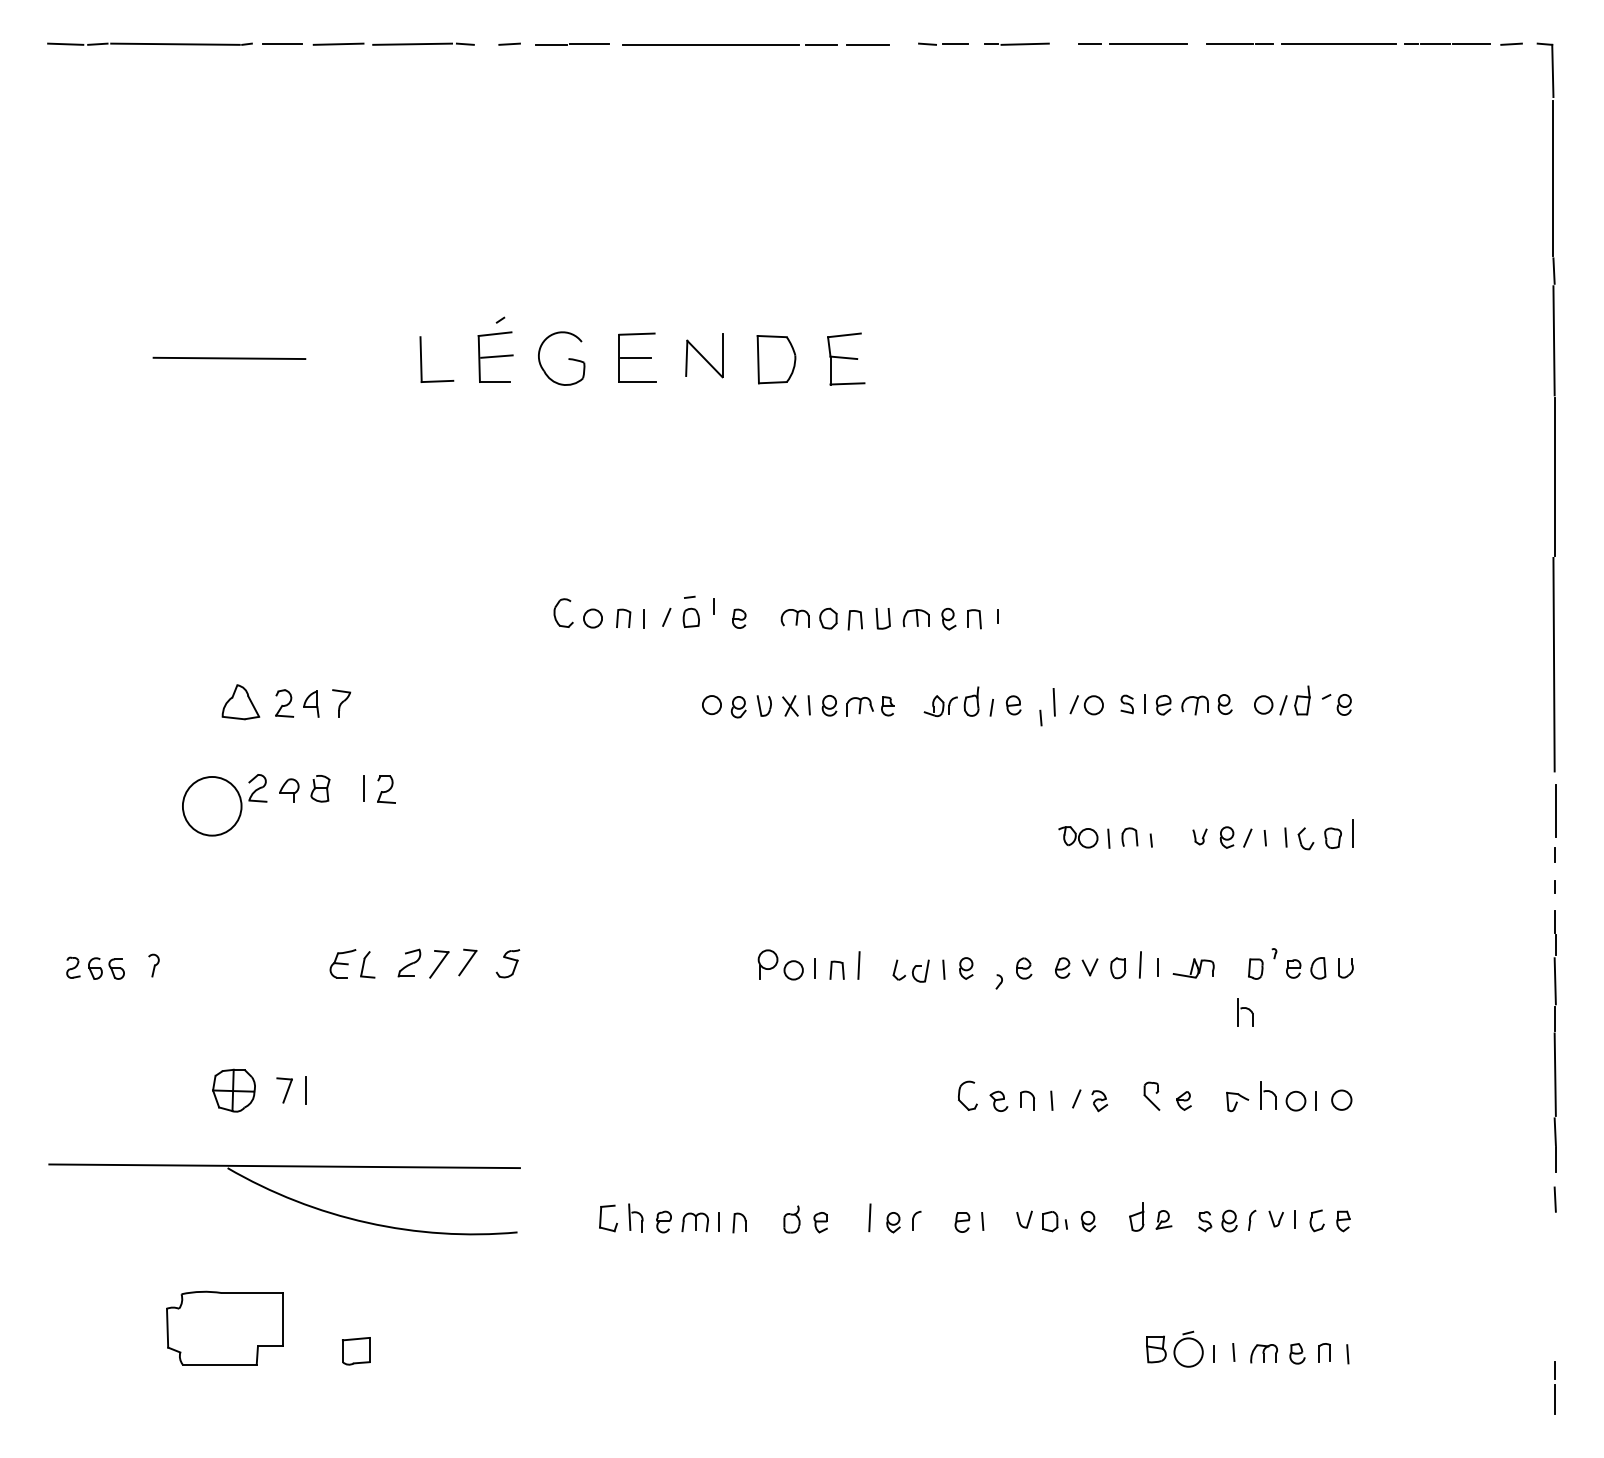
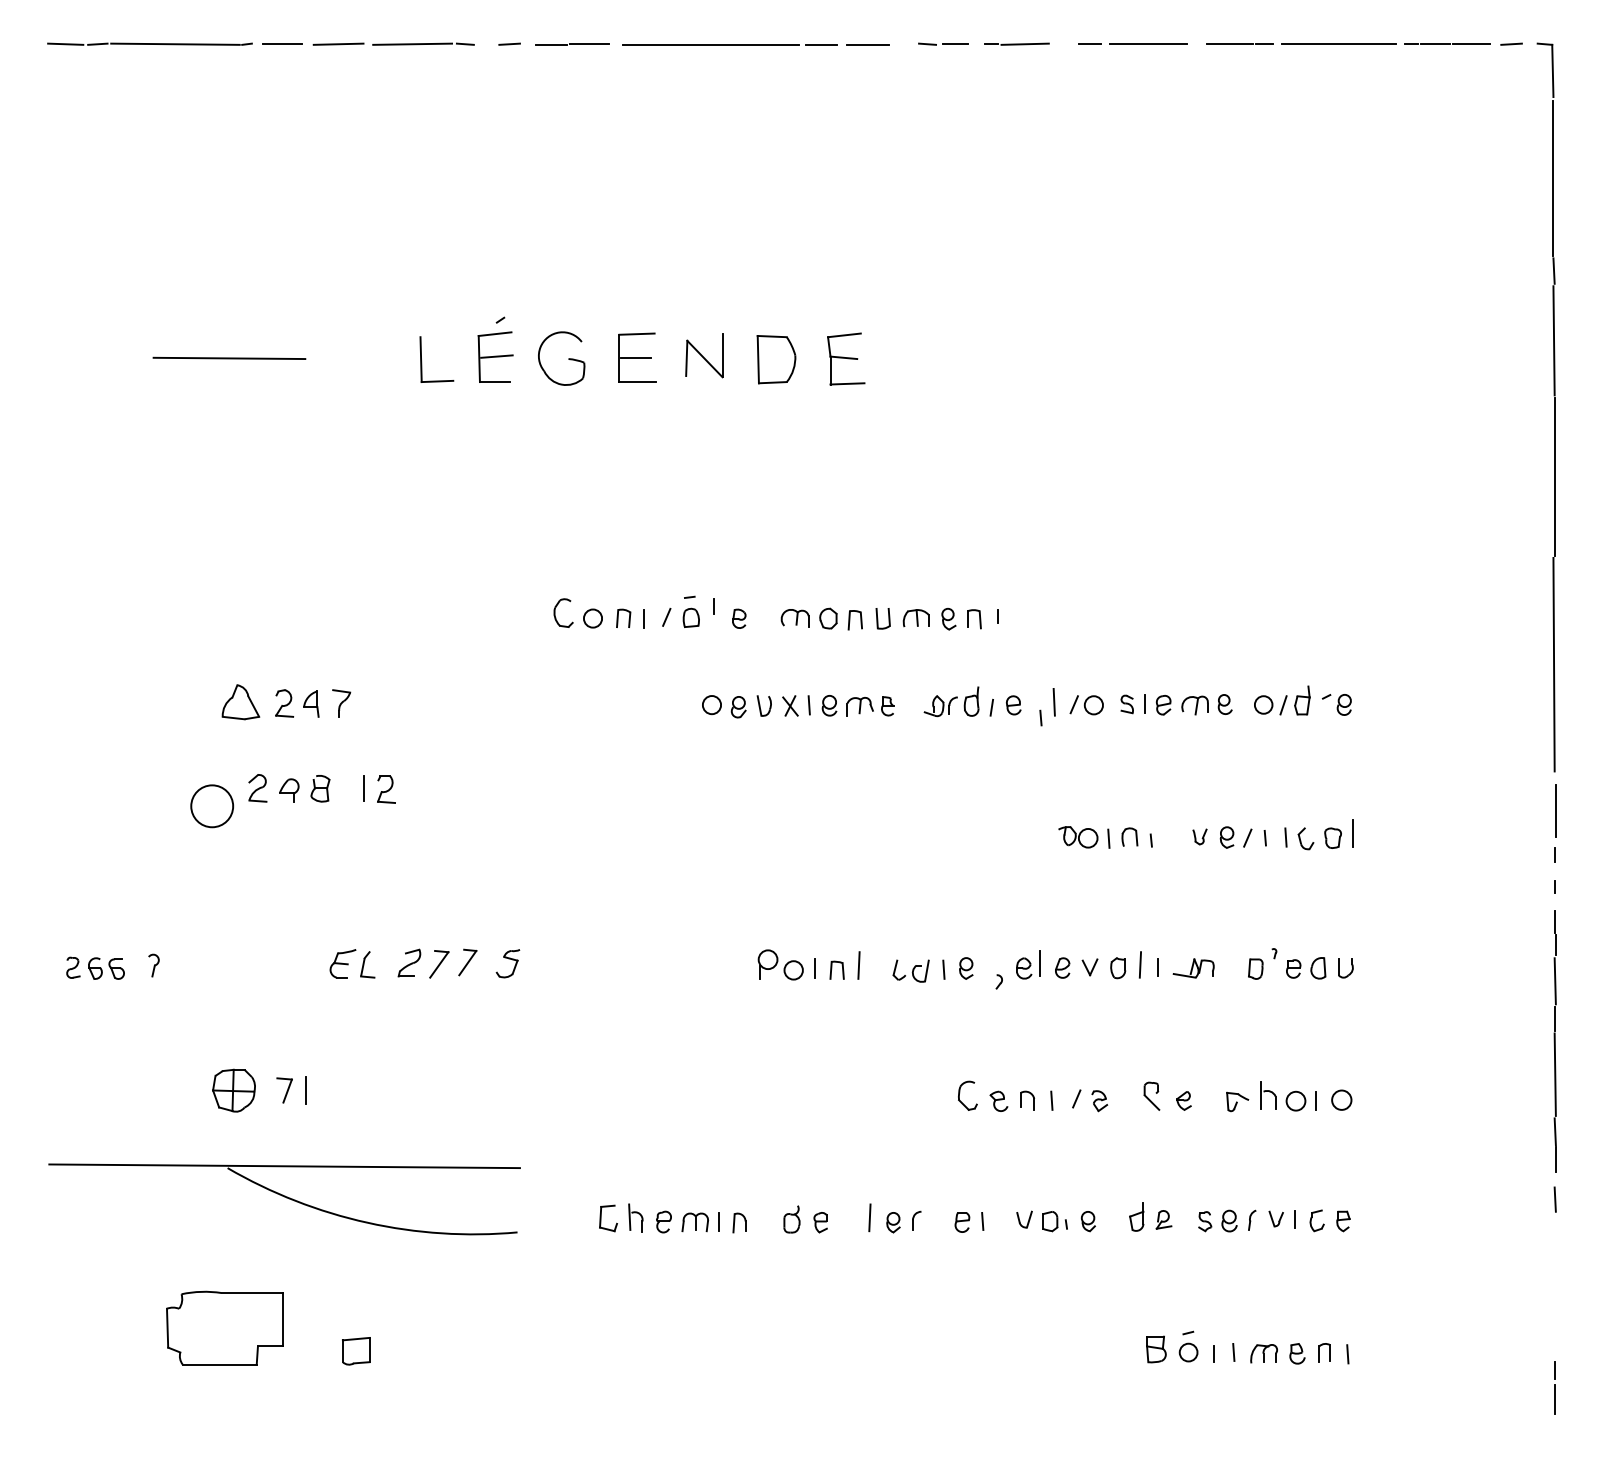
circle diameter: 59 px -> 42 px (212, 806)
line: none -> present (1040, 963)
part: present -> none (1245, 1012)
circle diameter: 28 px -> 18 px (1188, 1352)
